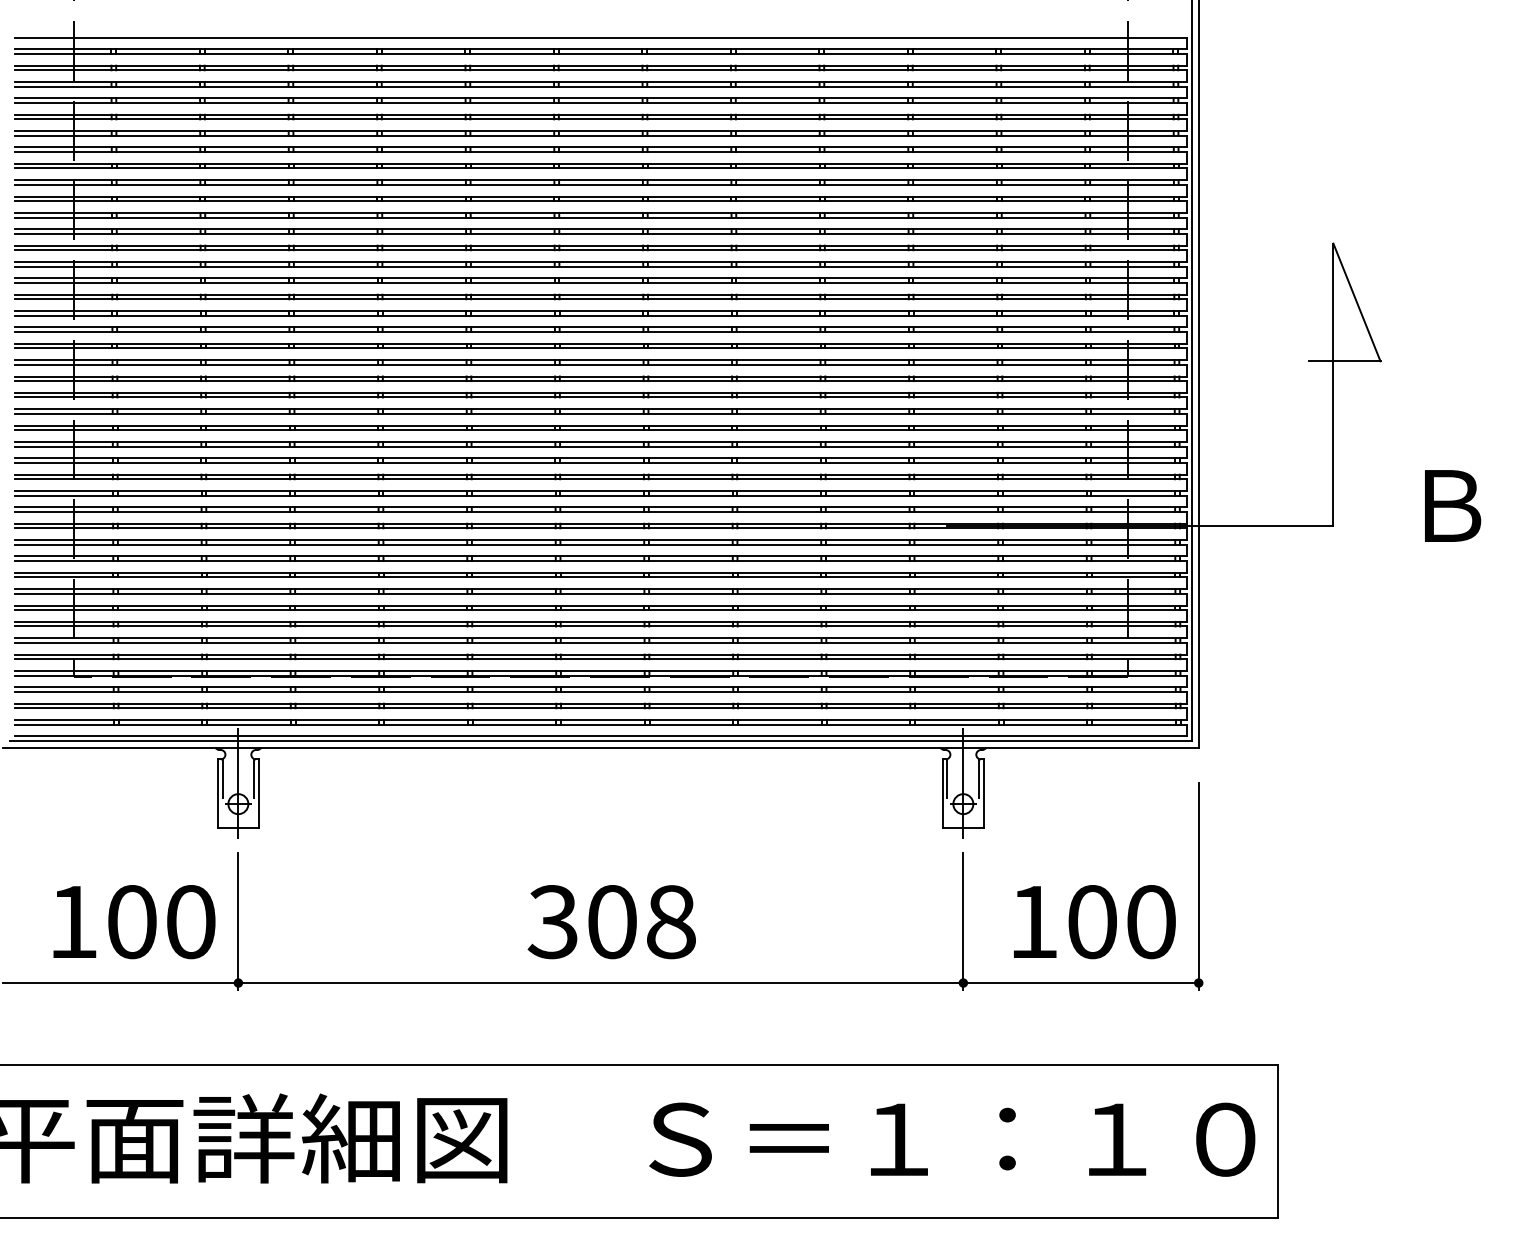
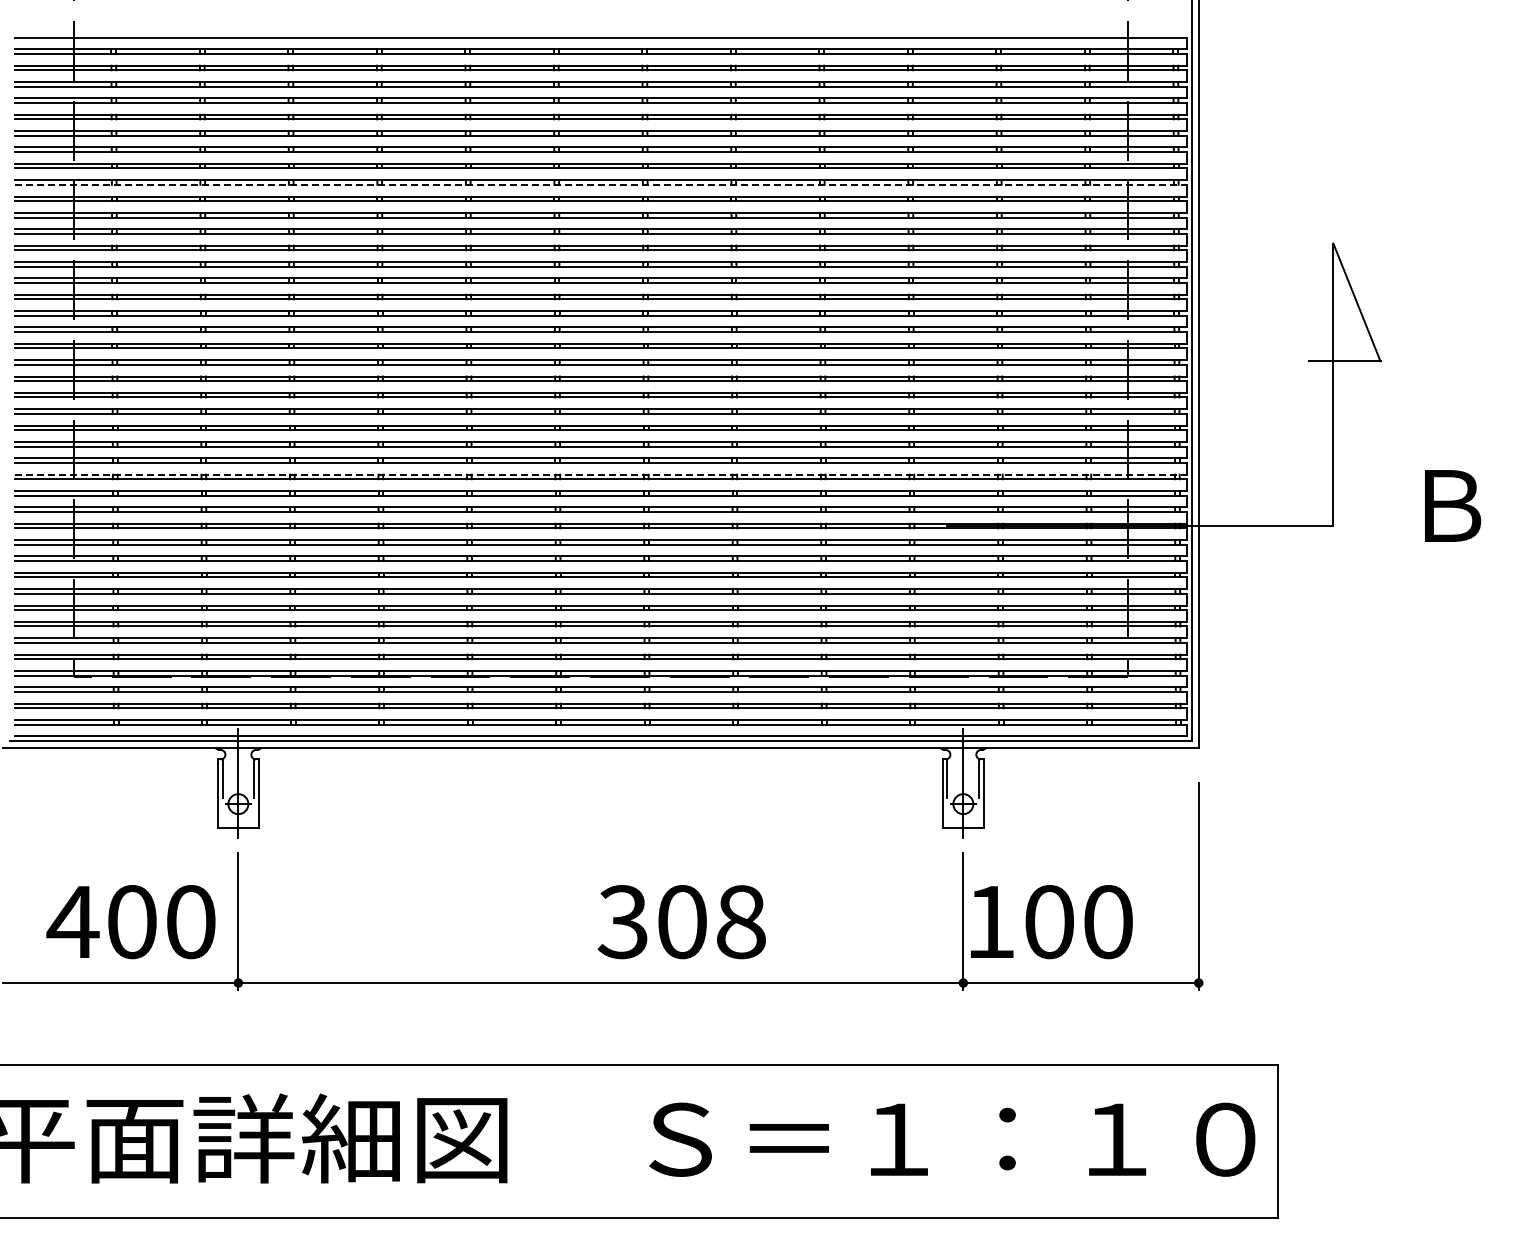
line: solid -> dashed (601, 184)
line: solid -> dashed (601, 474)
text: 100 -> 400 (72, 921)
text position: (611, 922) -> (681, 922) (681, 922)
text position: (1094, 922) -> (1051, 922) (1051, 922)
